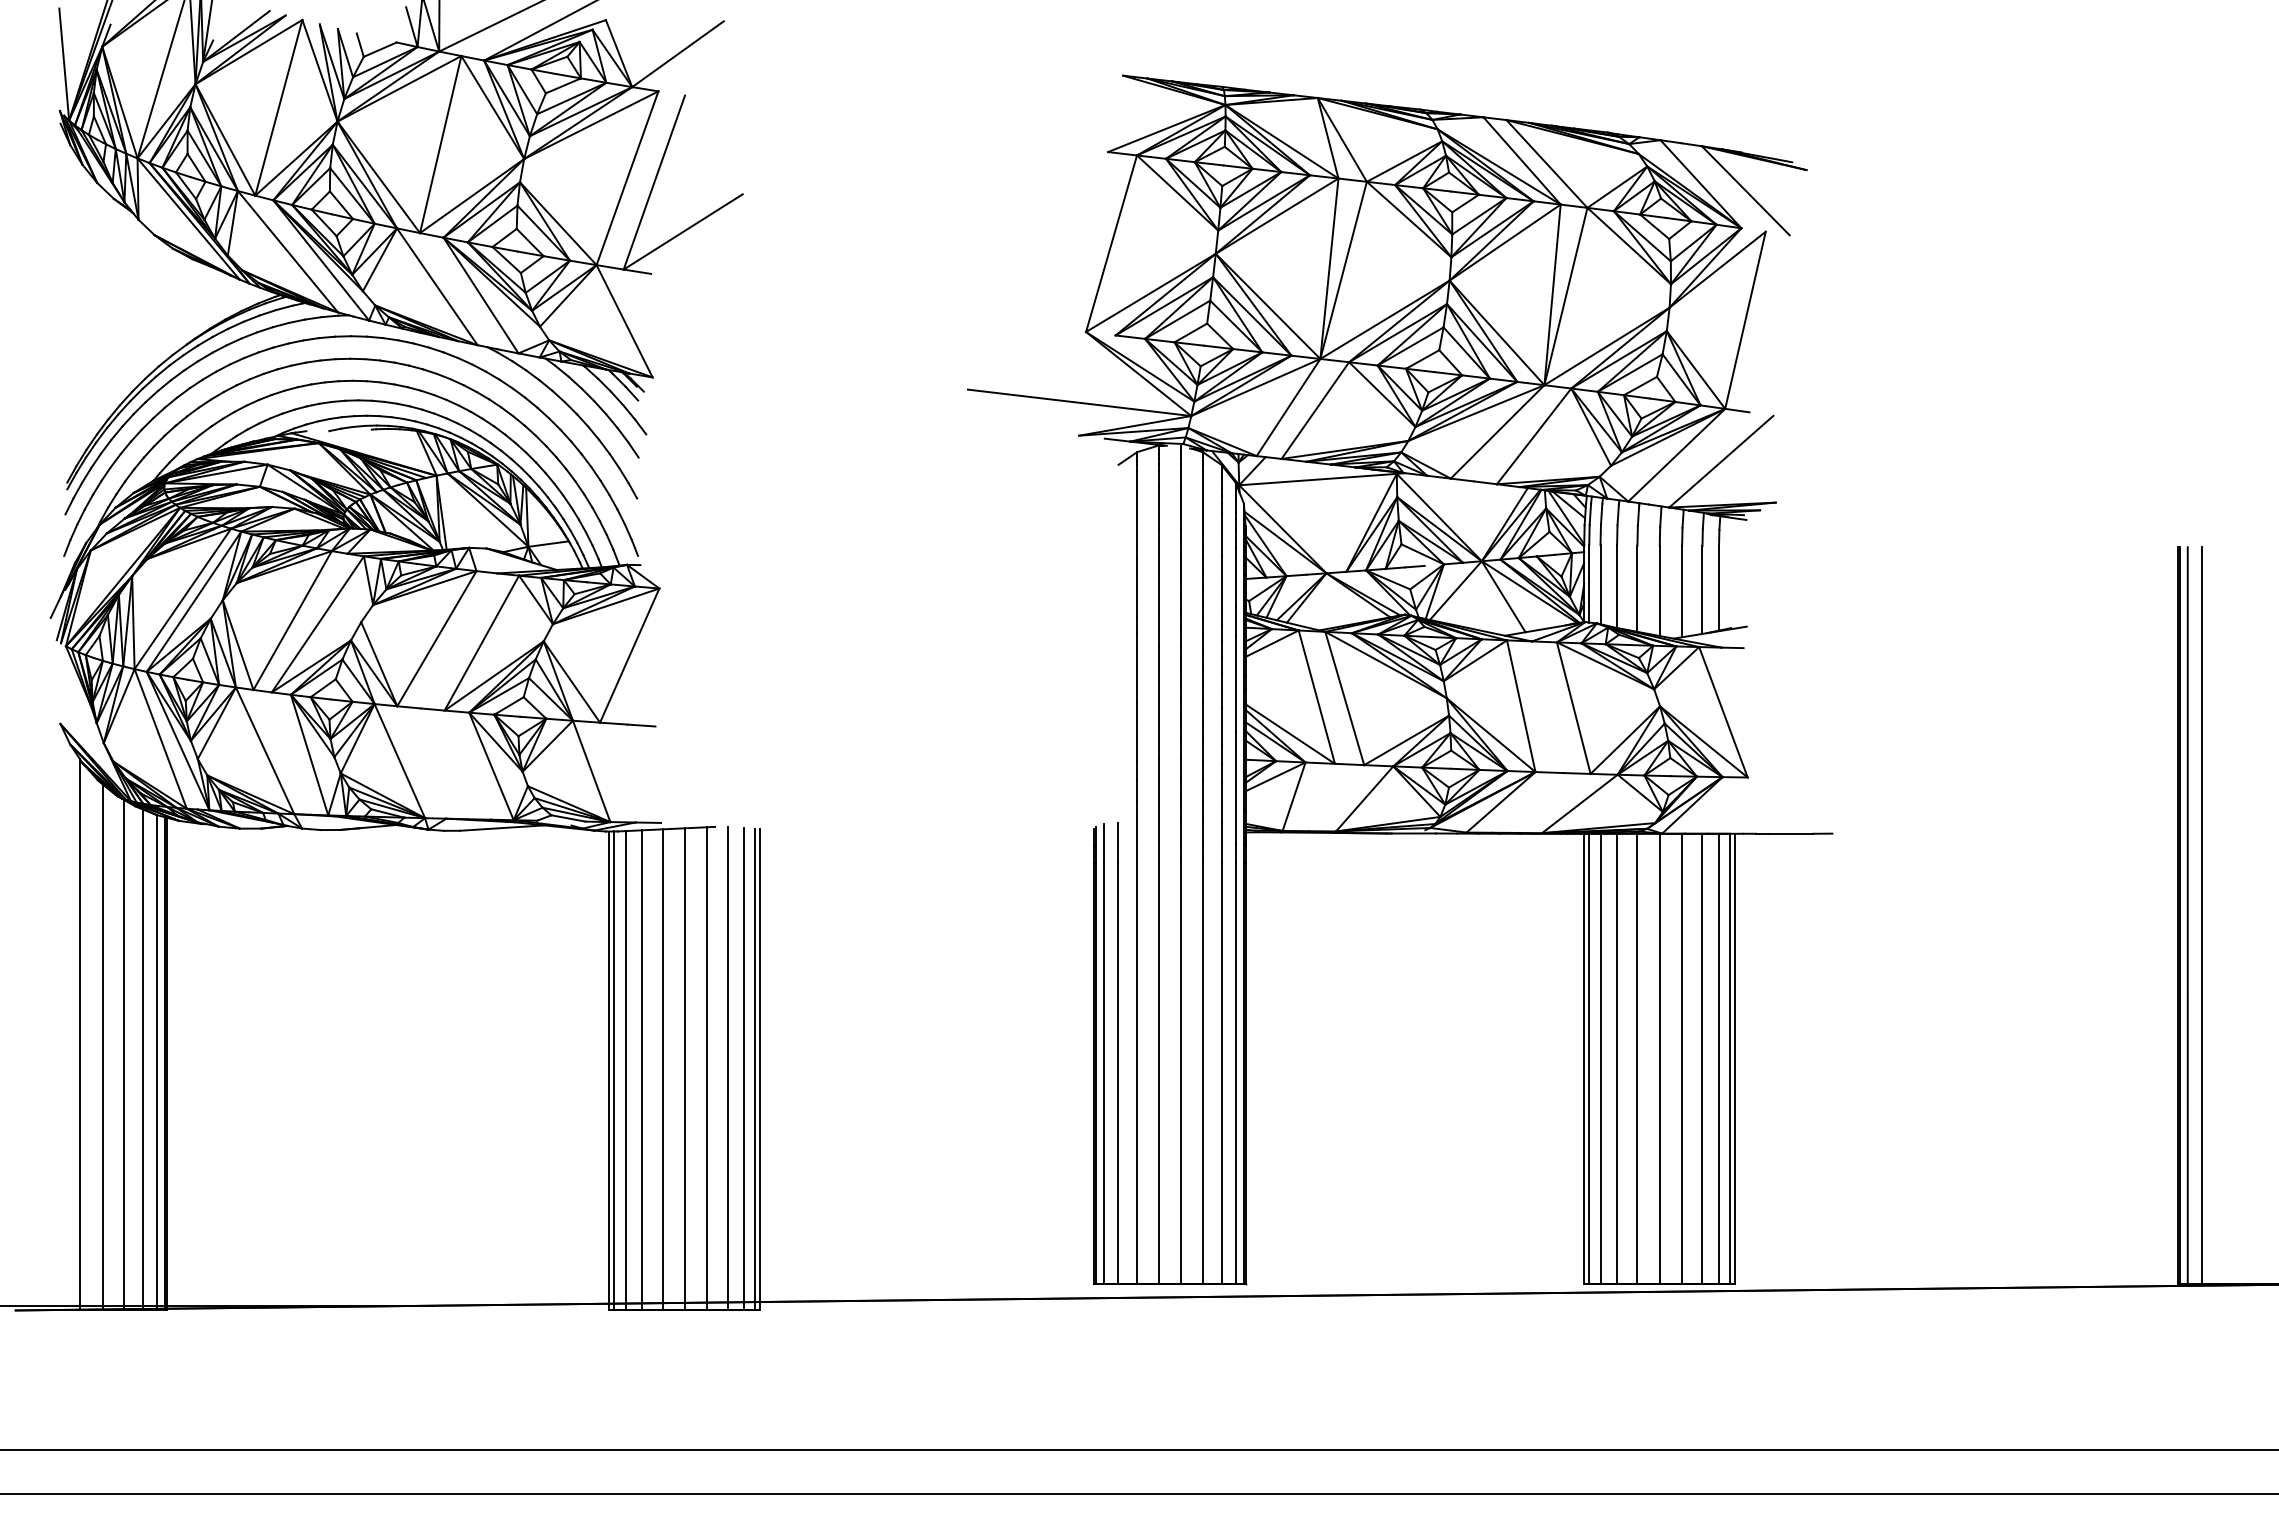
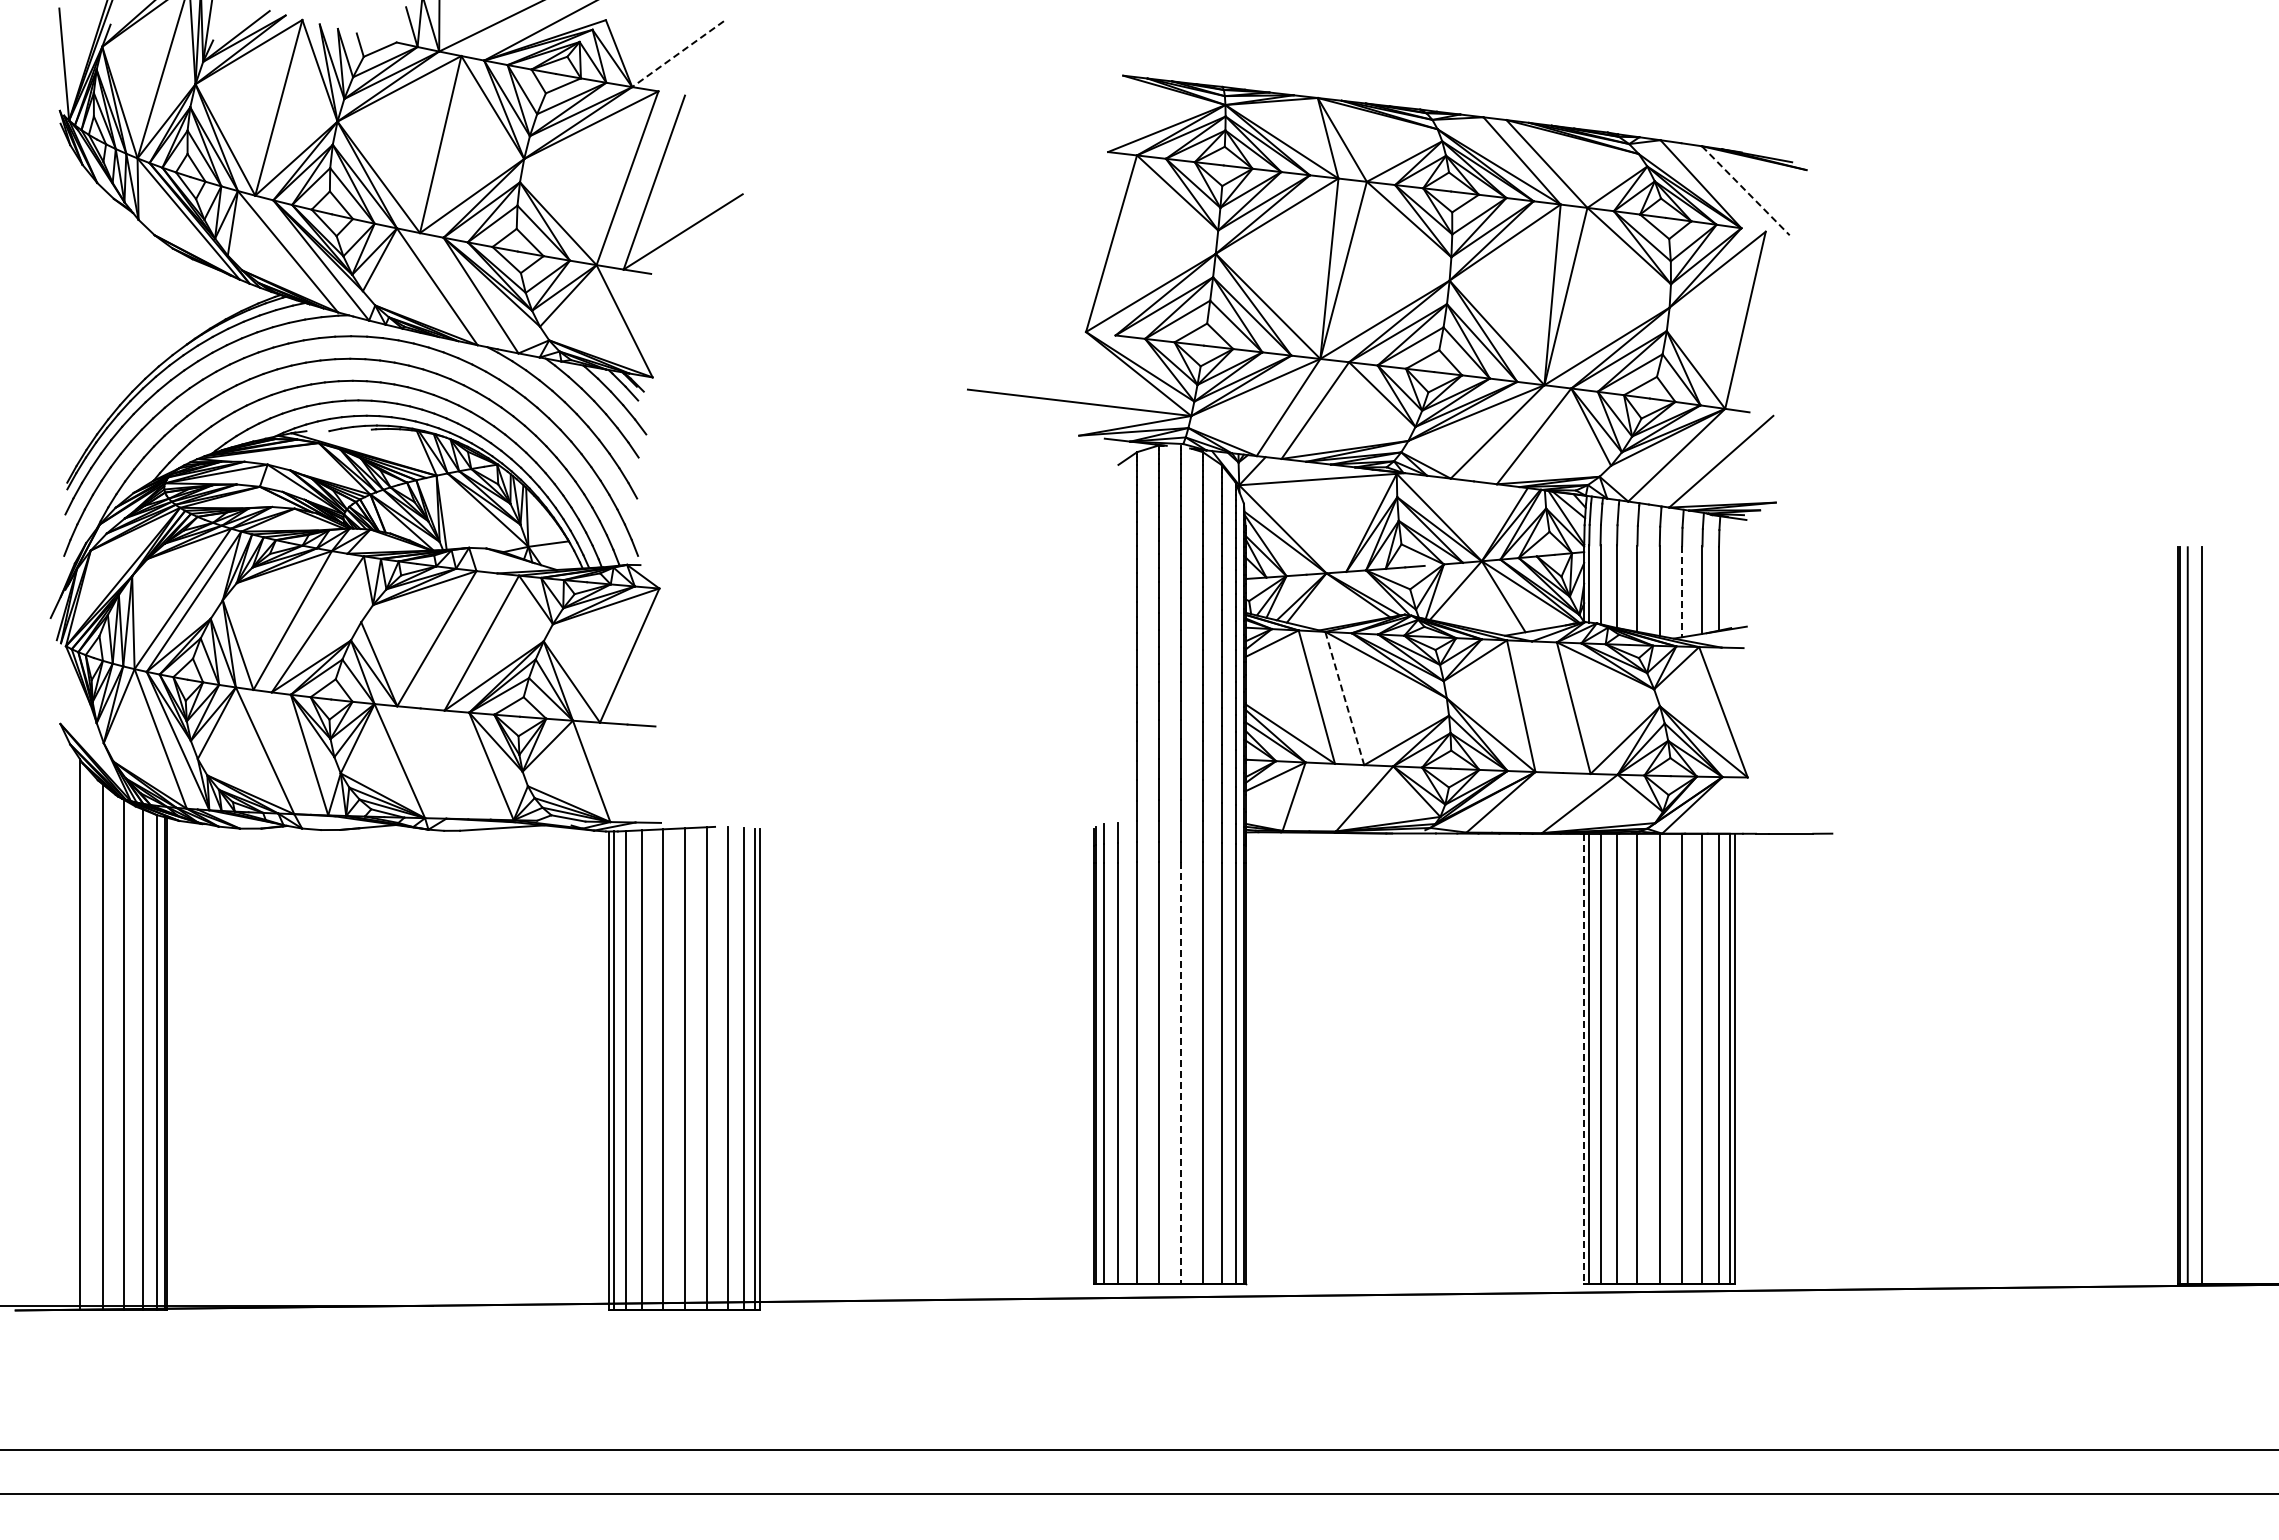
line: solid -> dashed (677, 54)
line: solid -> dashed (1745, 190)
line: solid -> dashed (1682, 591)
line: solid -> dashed (1344, 698)
line: solid -> dashed (1584, 1059)
line: solid -> dashed (1181, 1073)
